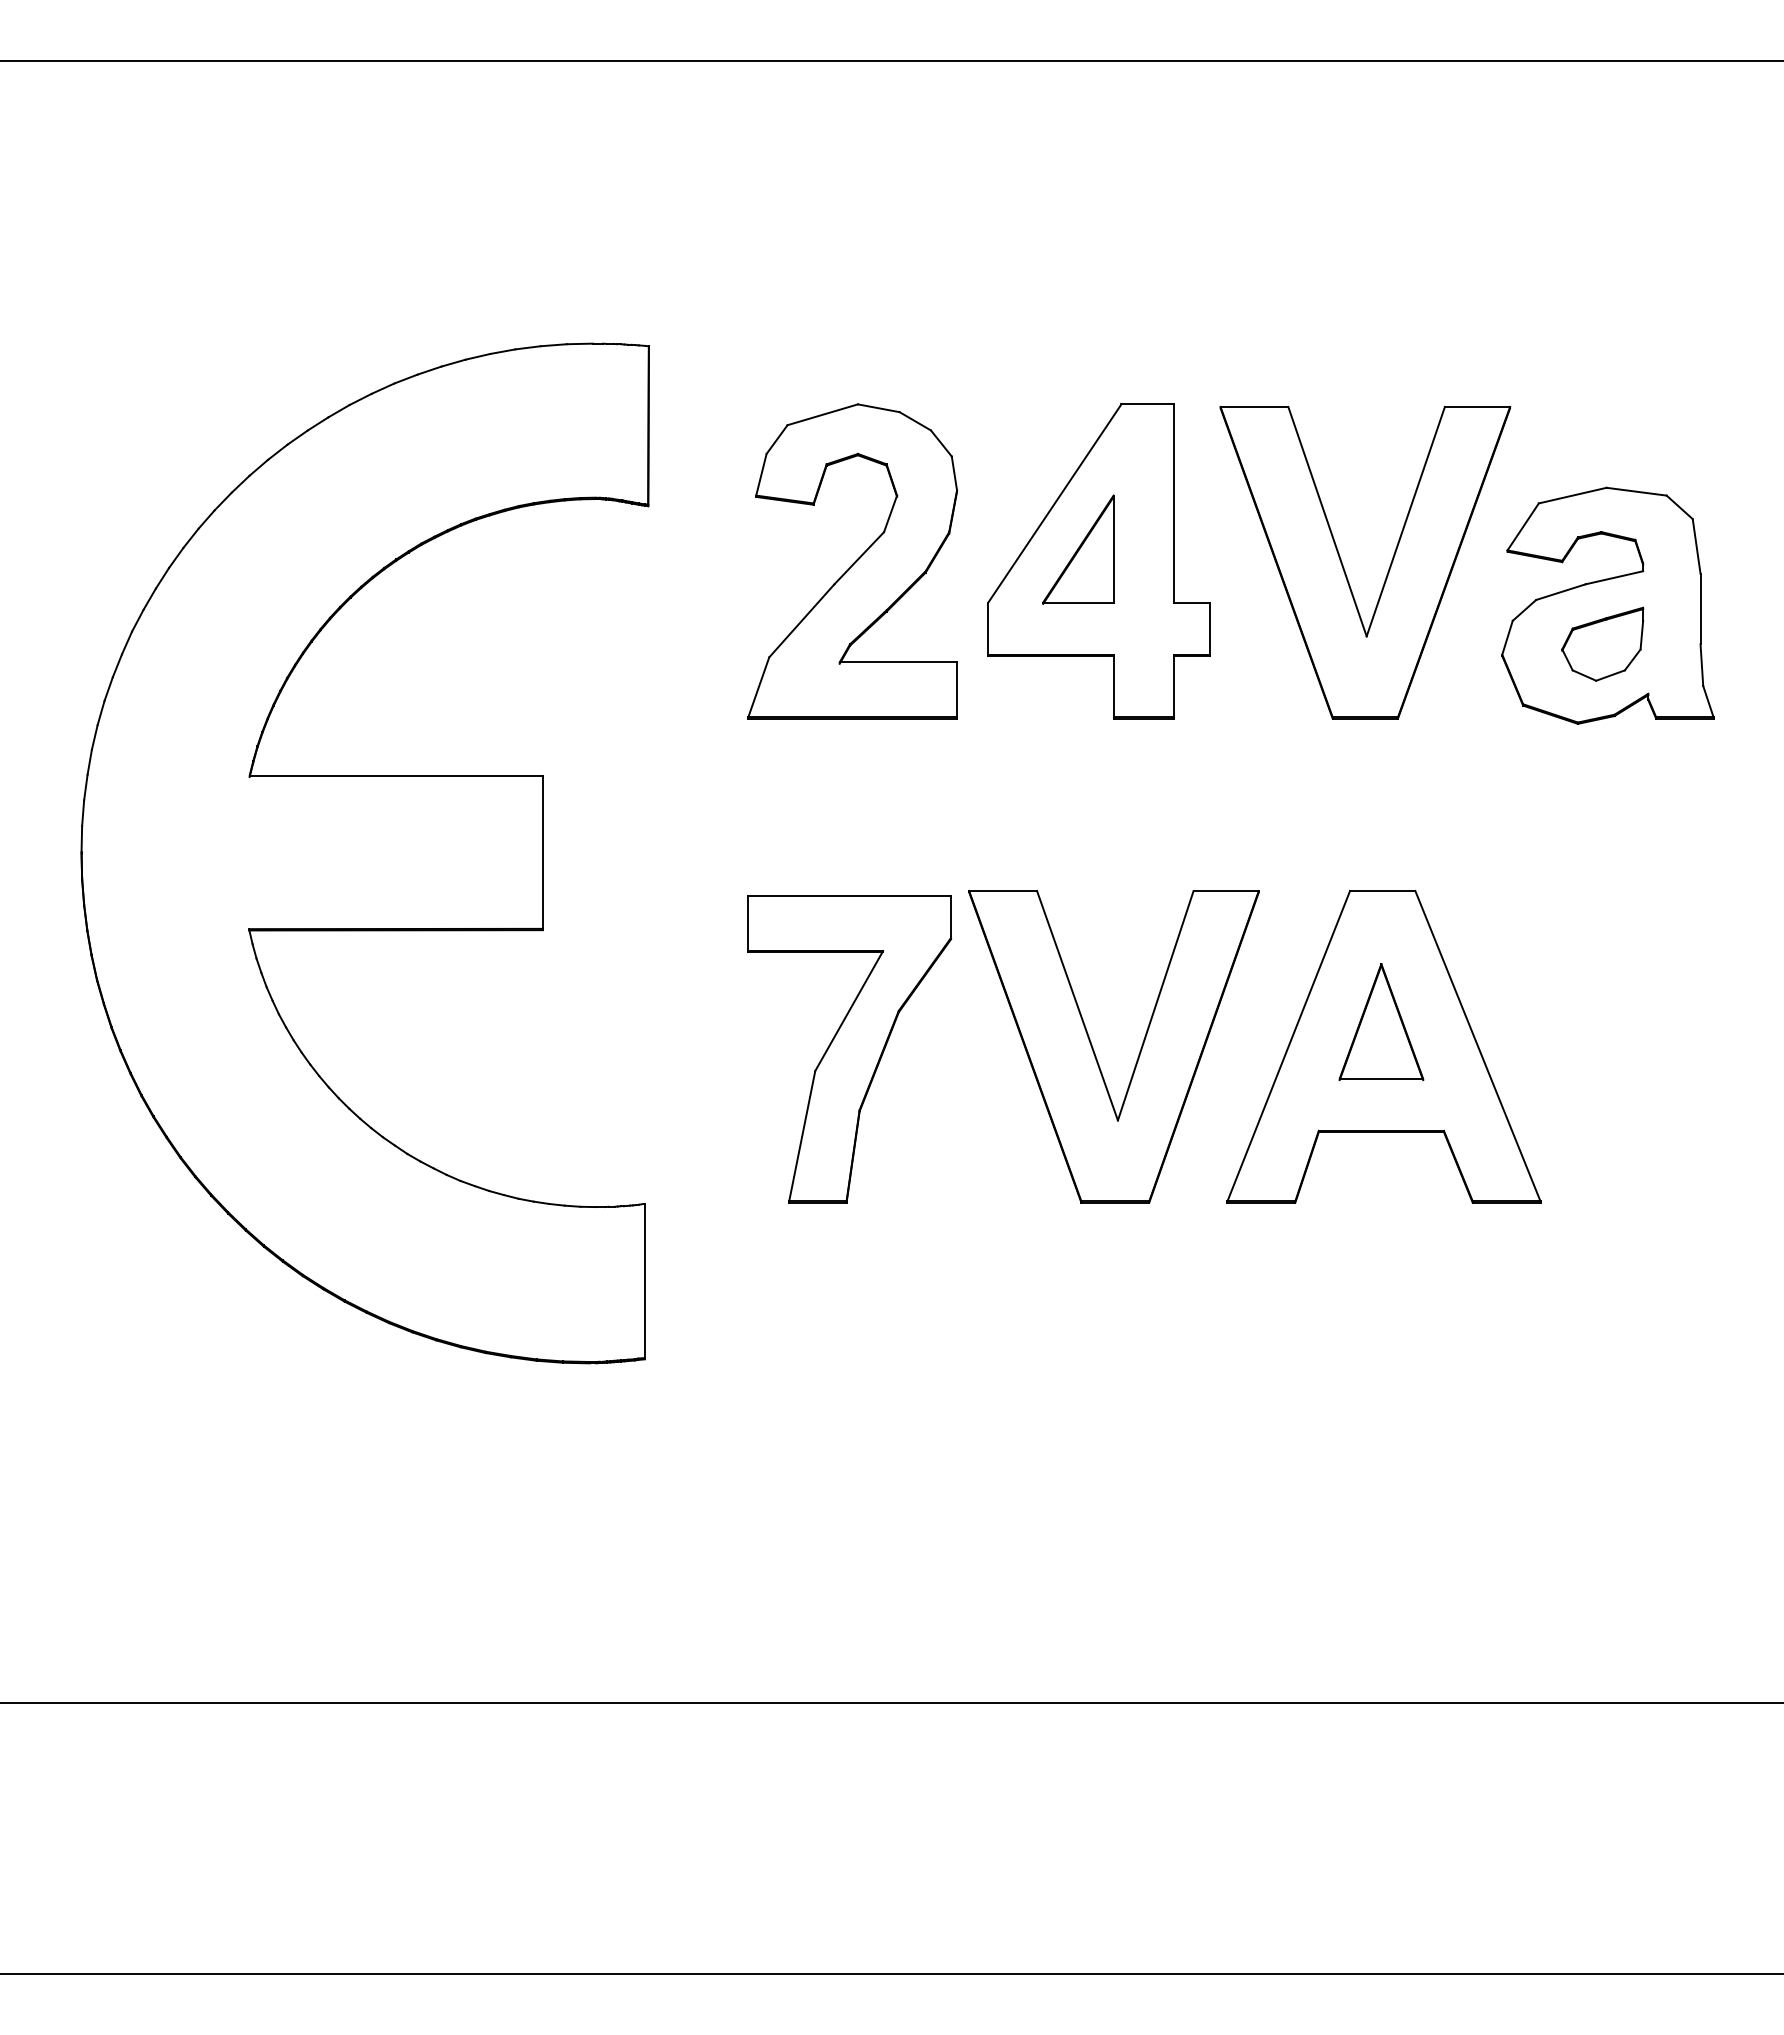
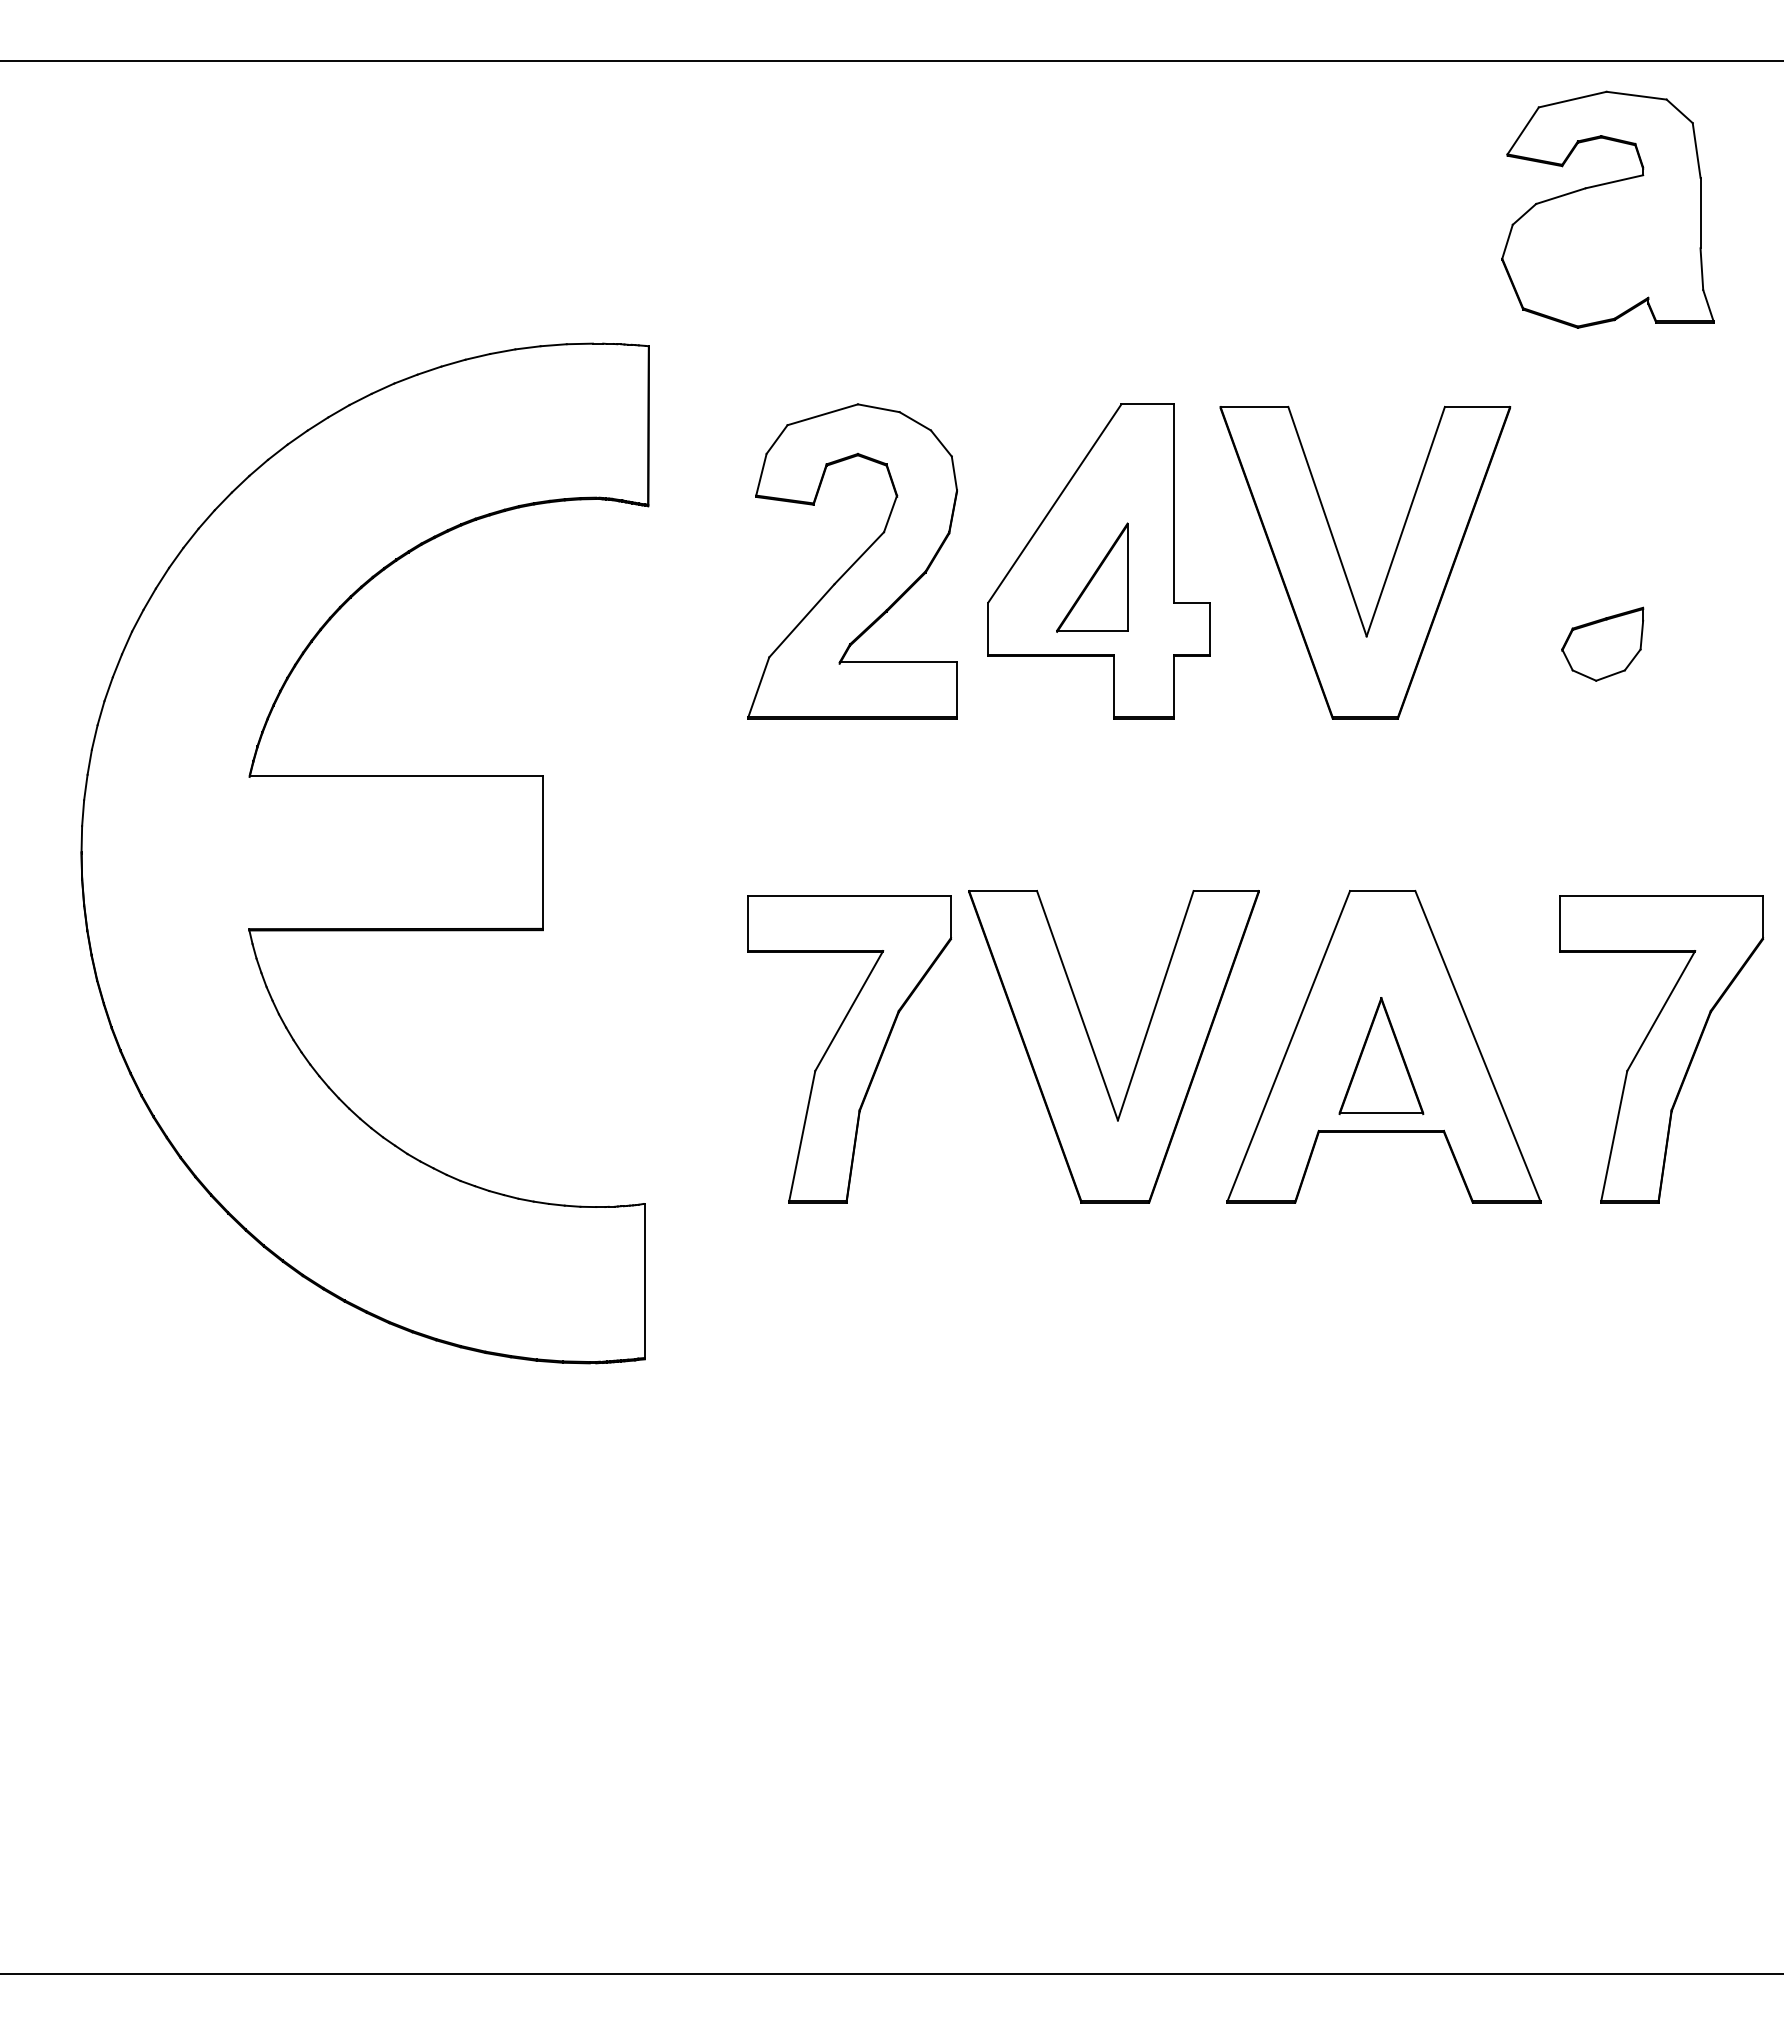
part position: (1078, 549) -> (1092, 577) (1092, 577)
part position: (1607, 605) -> (1607, 209) (1607, 209)
part position: (1381, 1022) -> (1381, 1056) (1381, 1056)
part: none -> present (1661, 1049)
line: present -> none (891, 1703)
